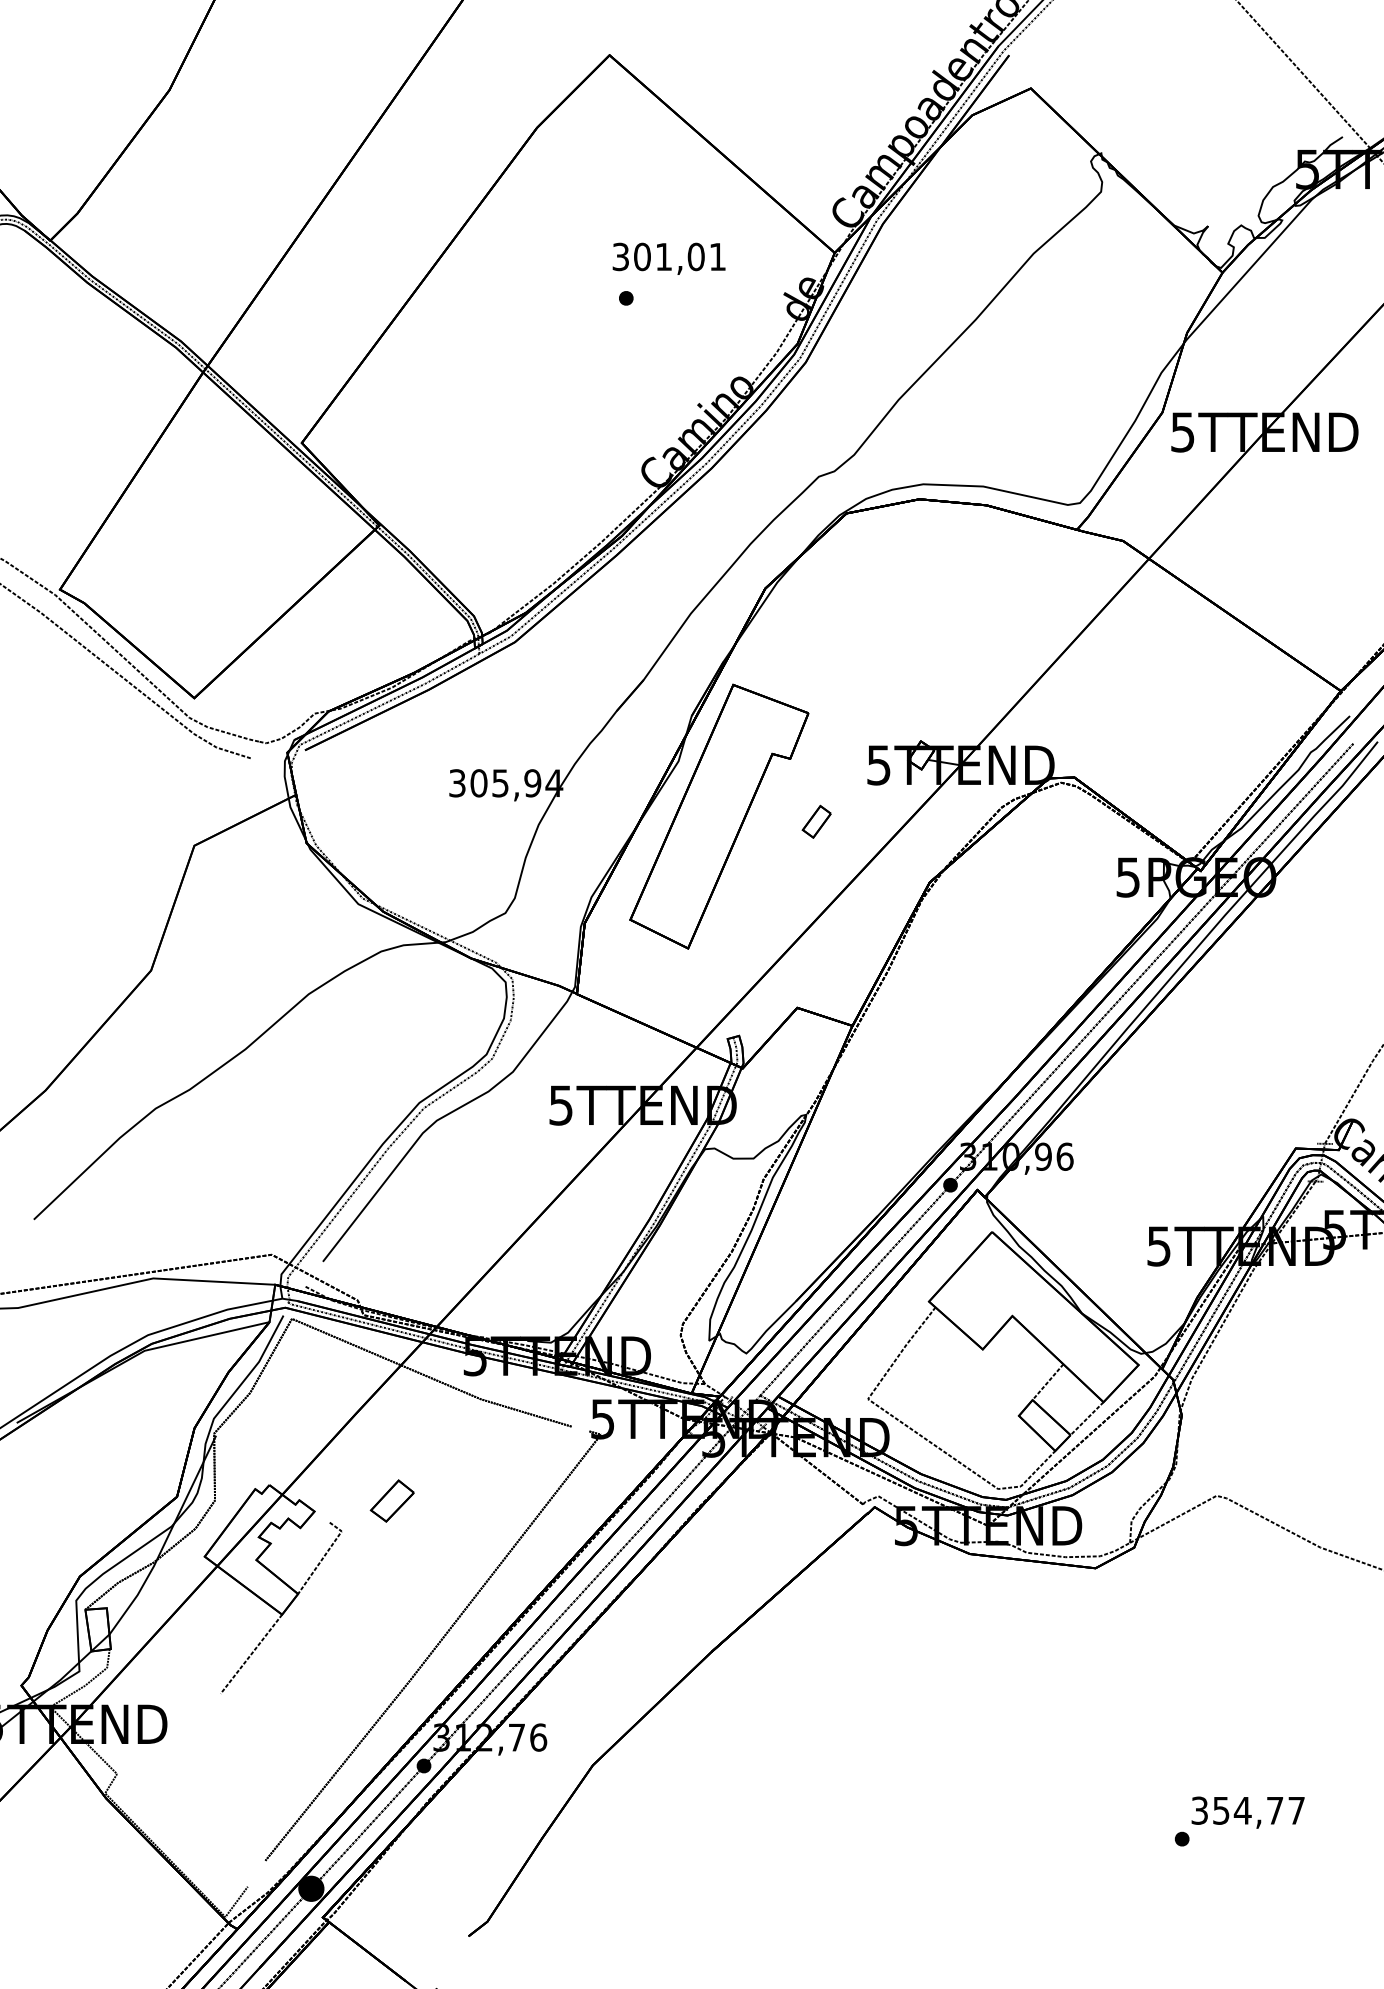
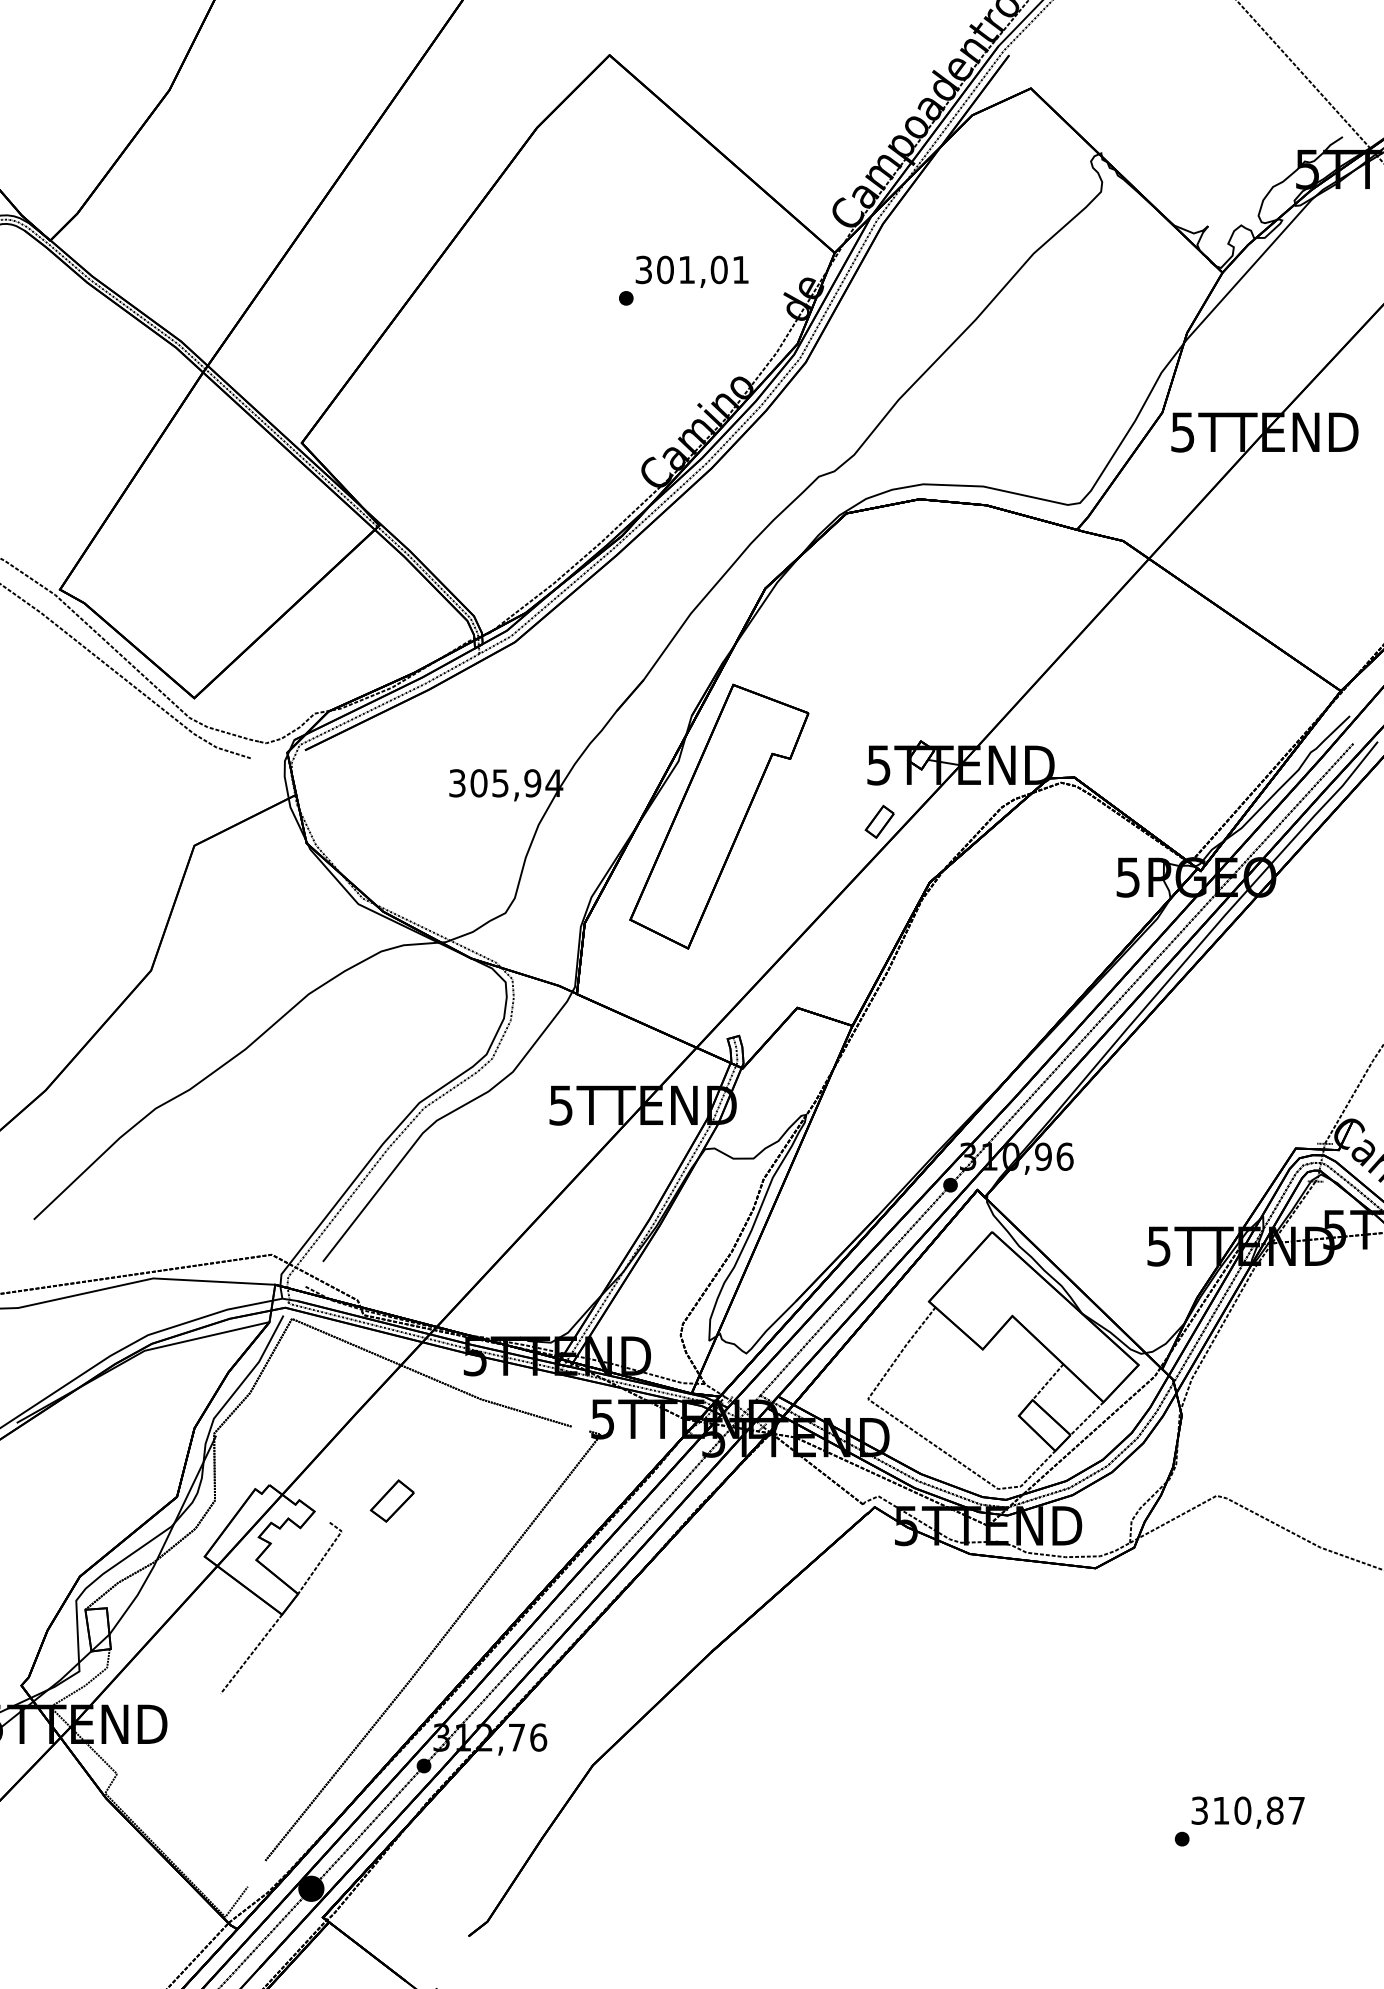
text position: (668, 258) -> (691, 271) (691, 271)
part position: (816, 821) -> (879, 821) (879, 821)
text: 354,77 -> 310,87 (1248, 1810)
